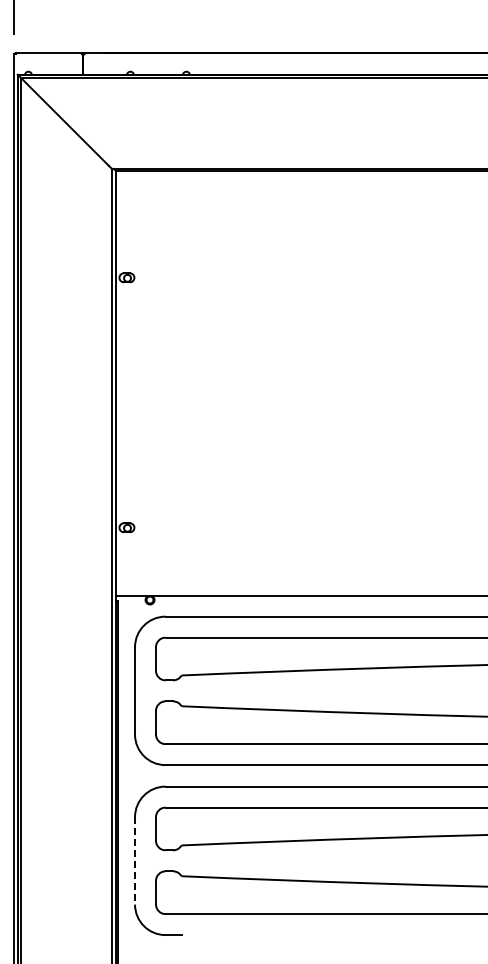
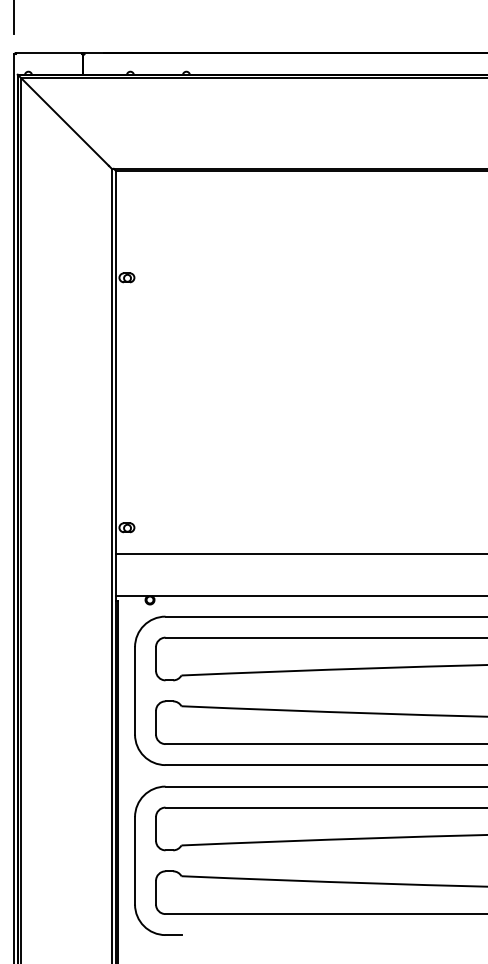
line: none -> present (300, 554)
line: dashed -> solid (135, 860)
